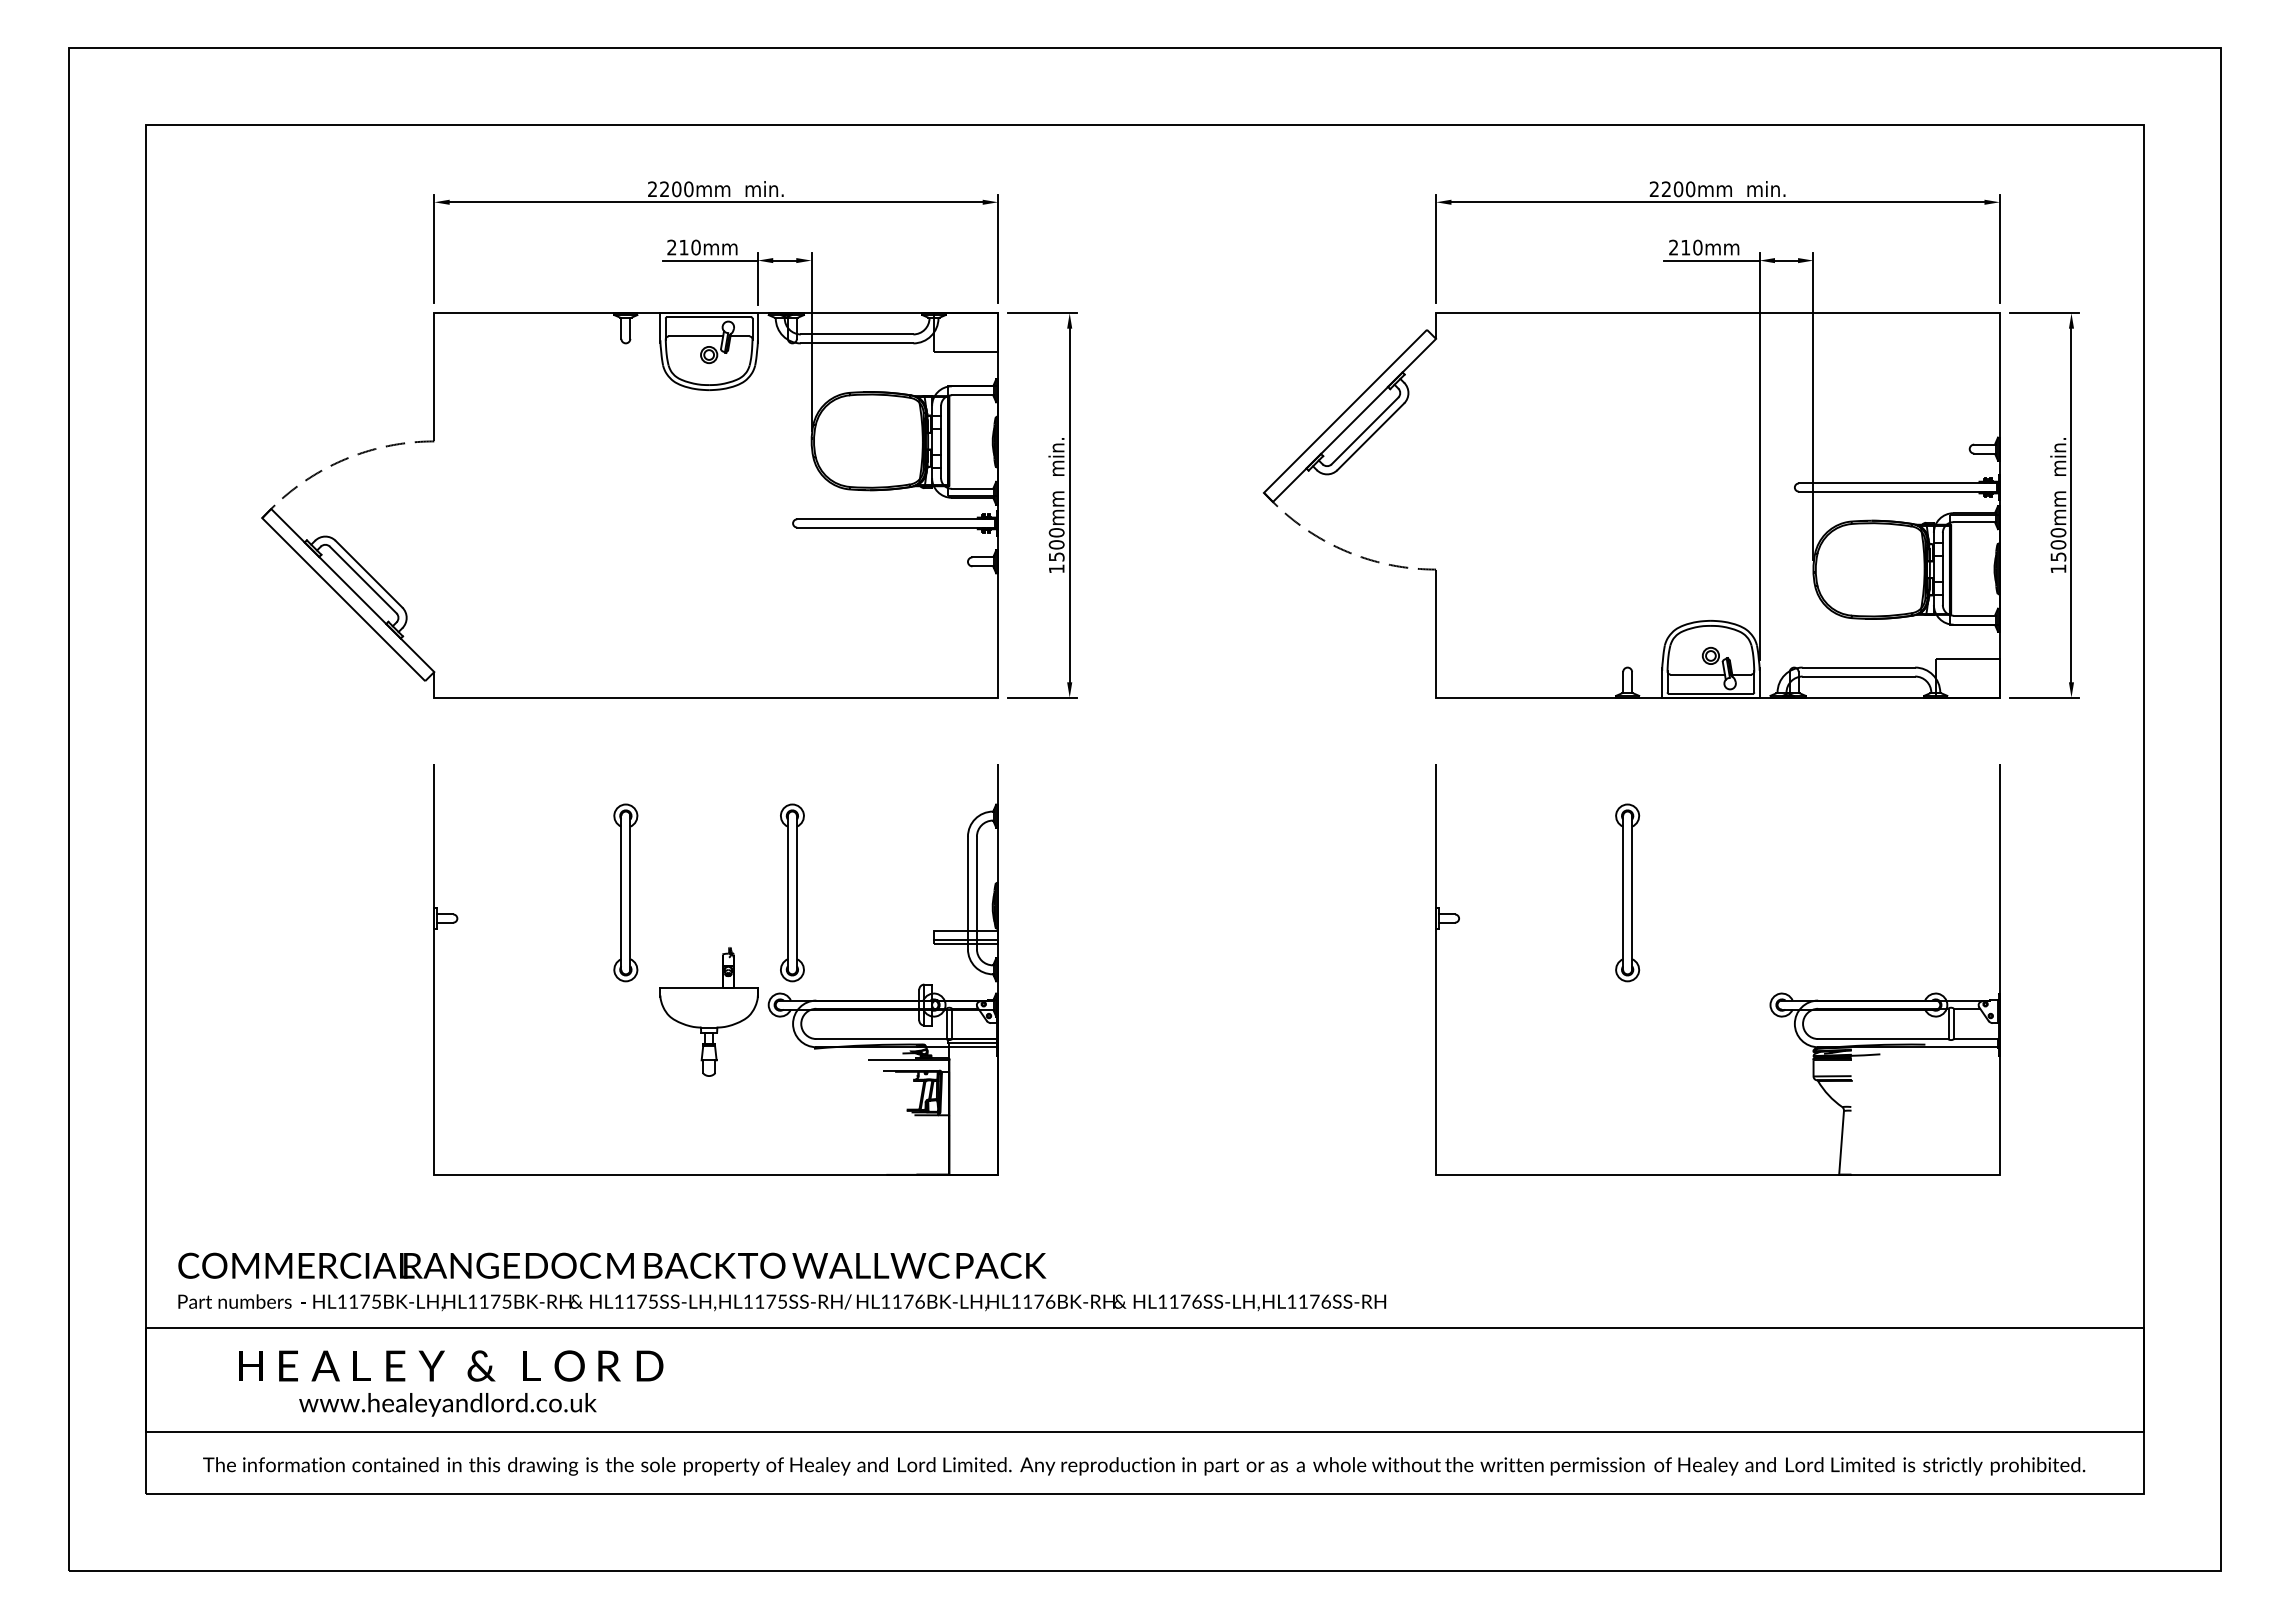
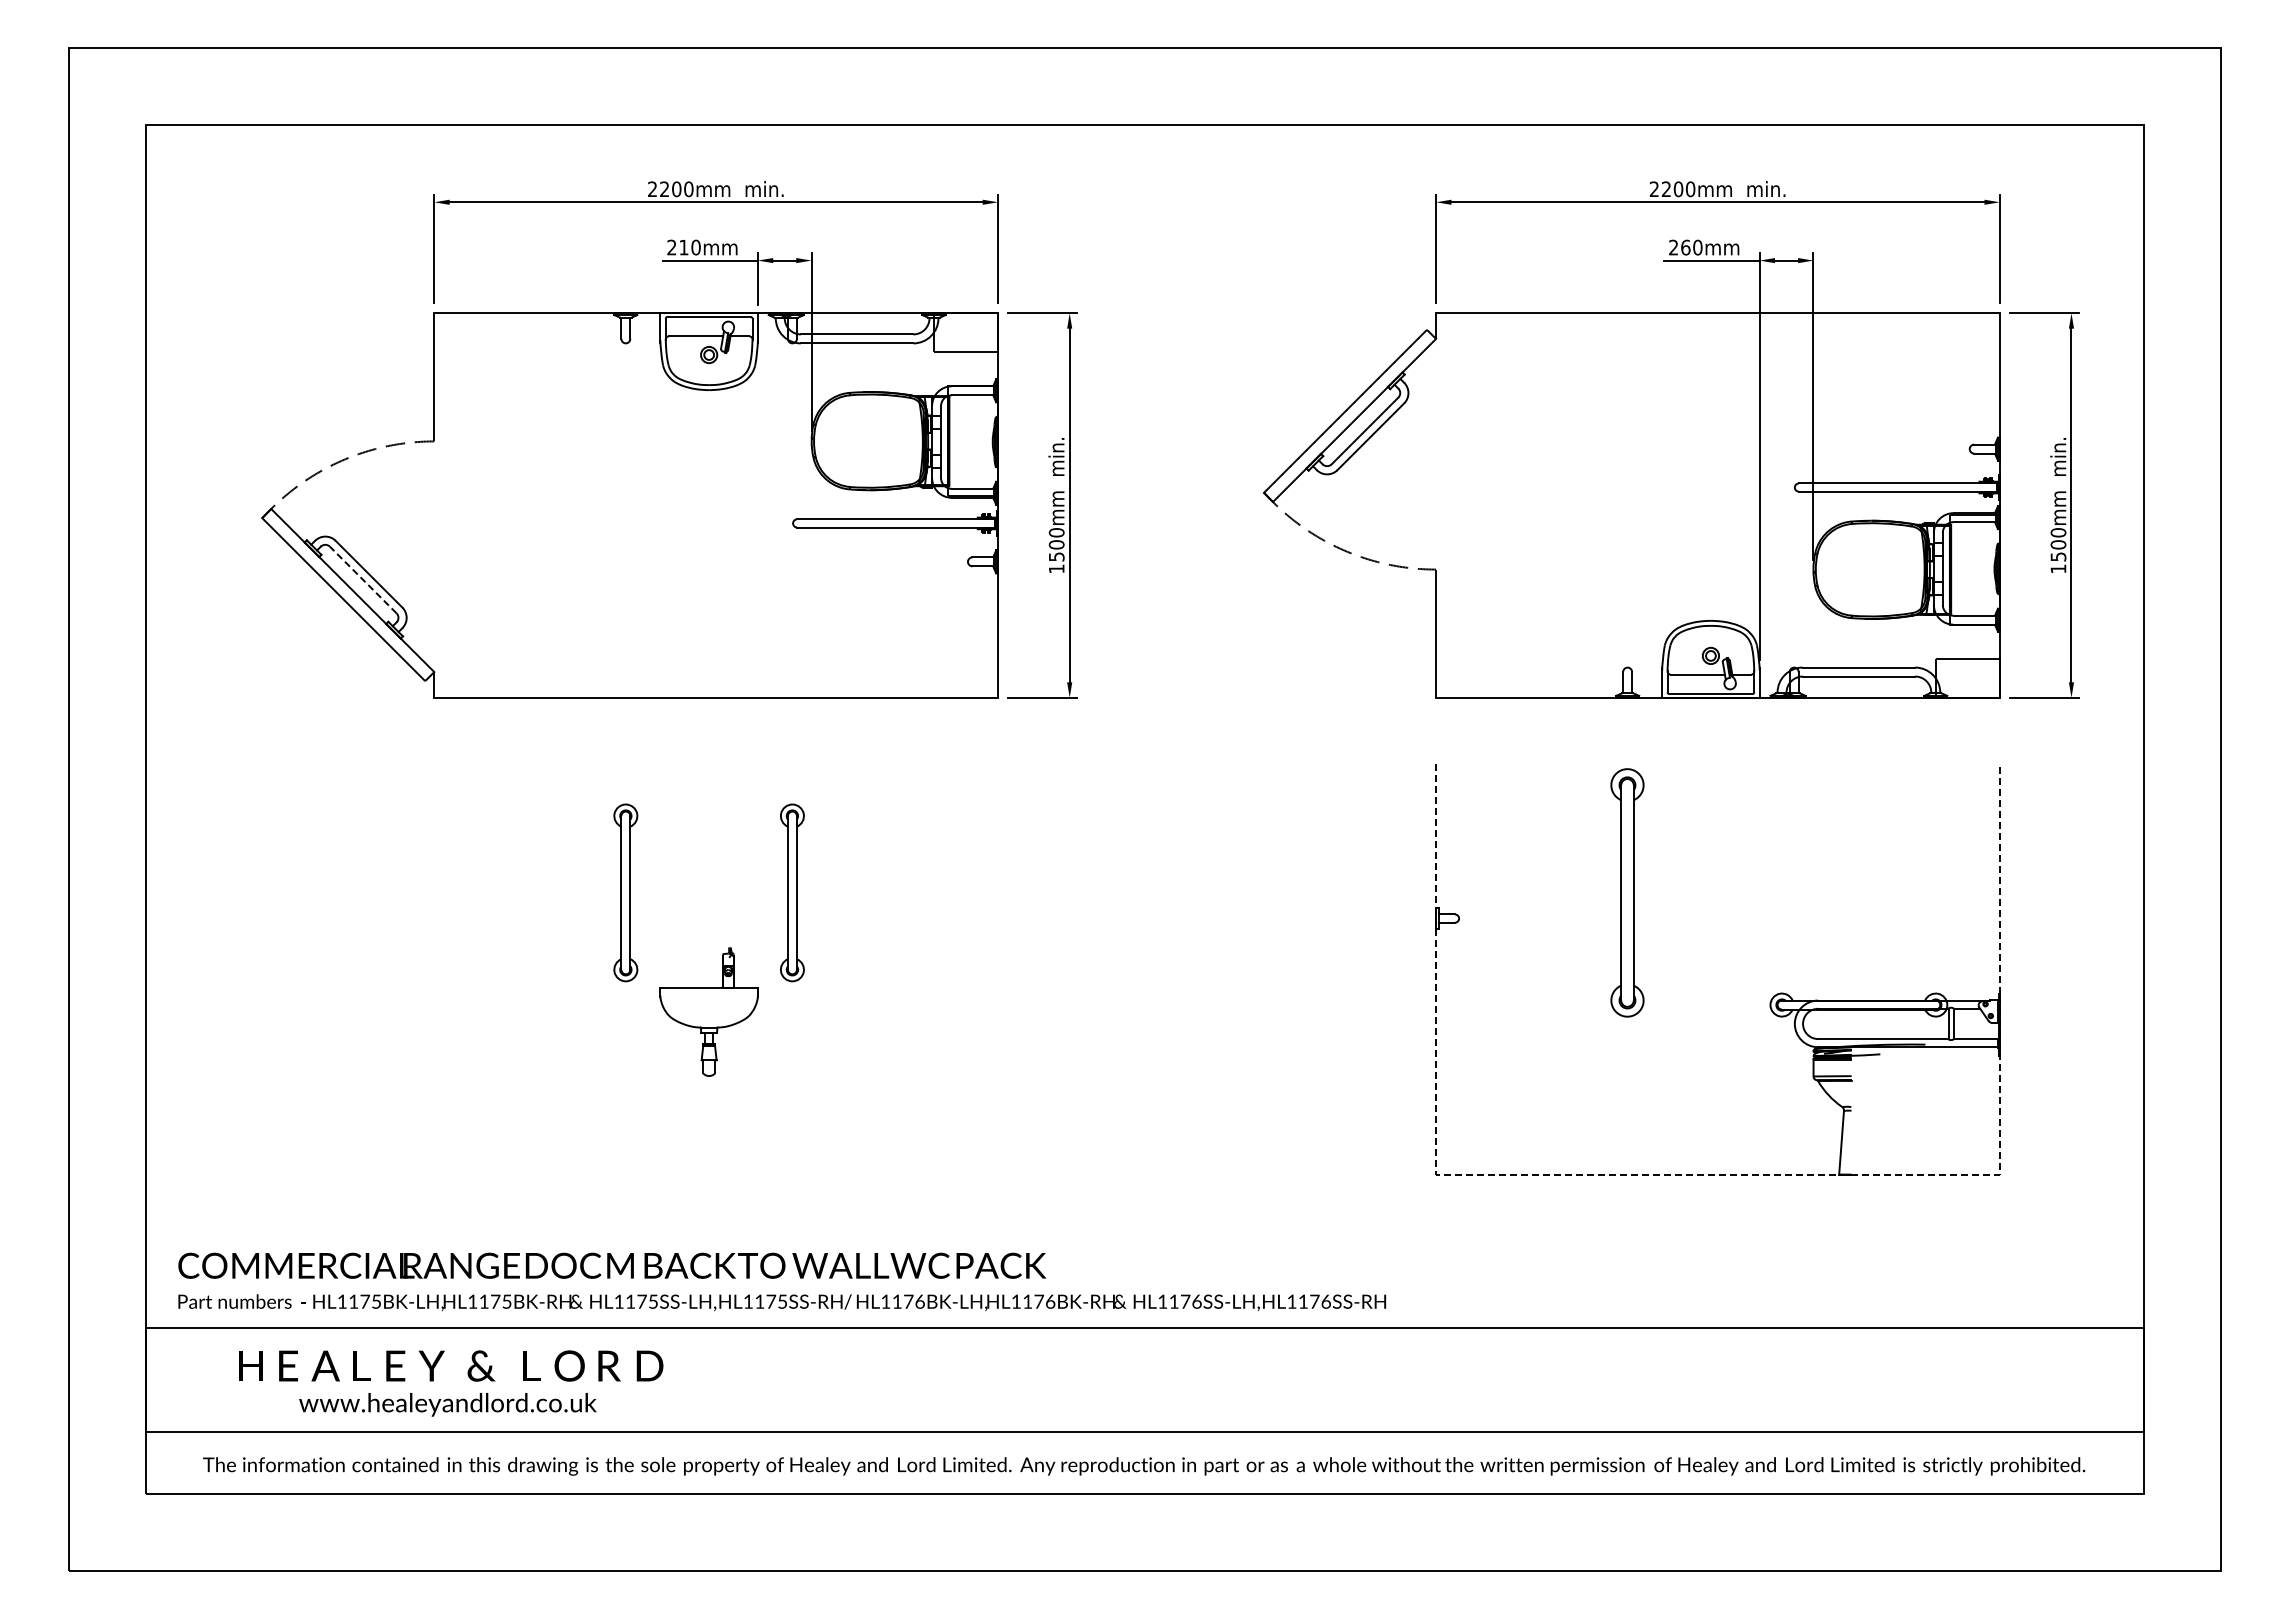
text: 210mm -> 260mm (1685, 247)
line: solid -> dashed (362, 579)
part size: 26x180 px -> 35x250 px (1627, 892)
part: present -> none (769, 998)
line: solid -> dashed (1717, 1174)
